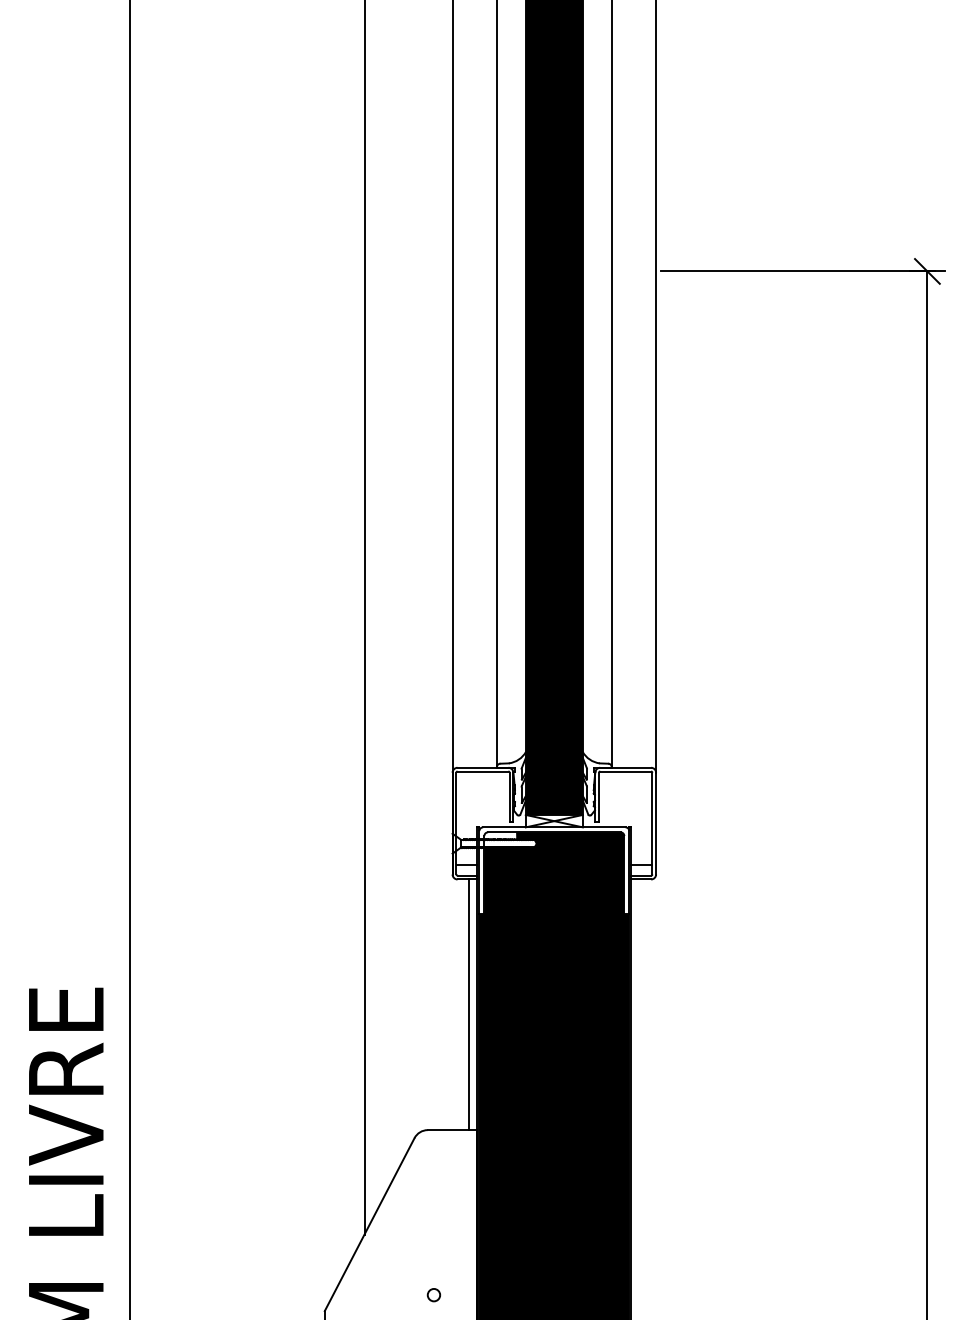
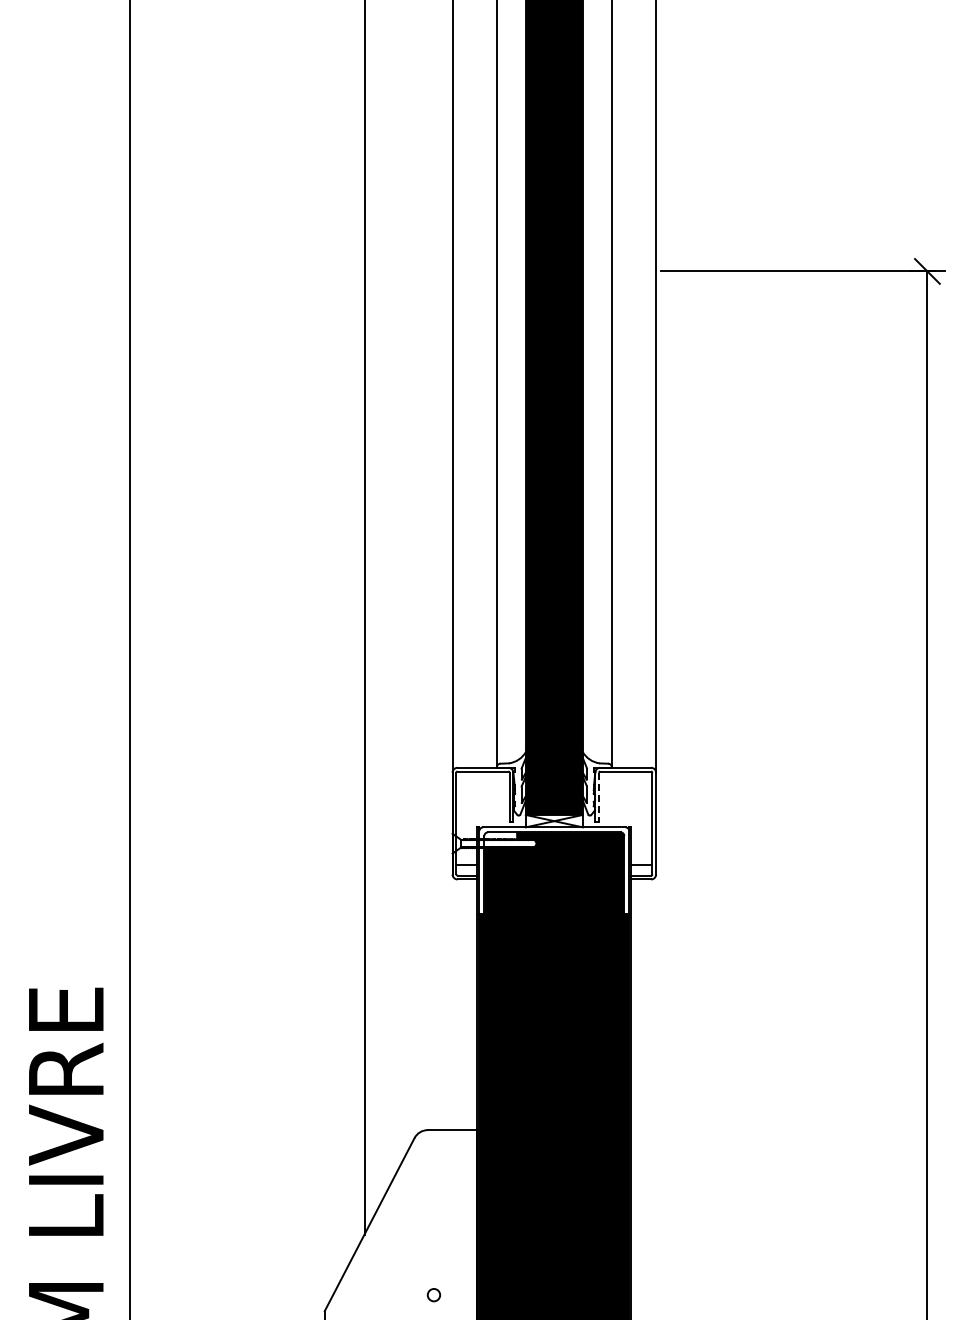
line: solid -> dashed (599, 797)
line: present -> none (468, 1004)
